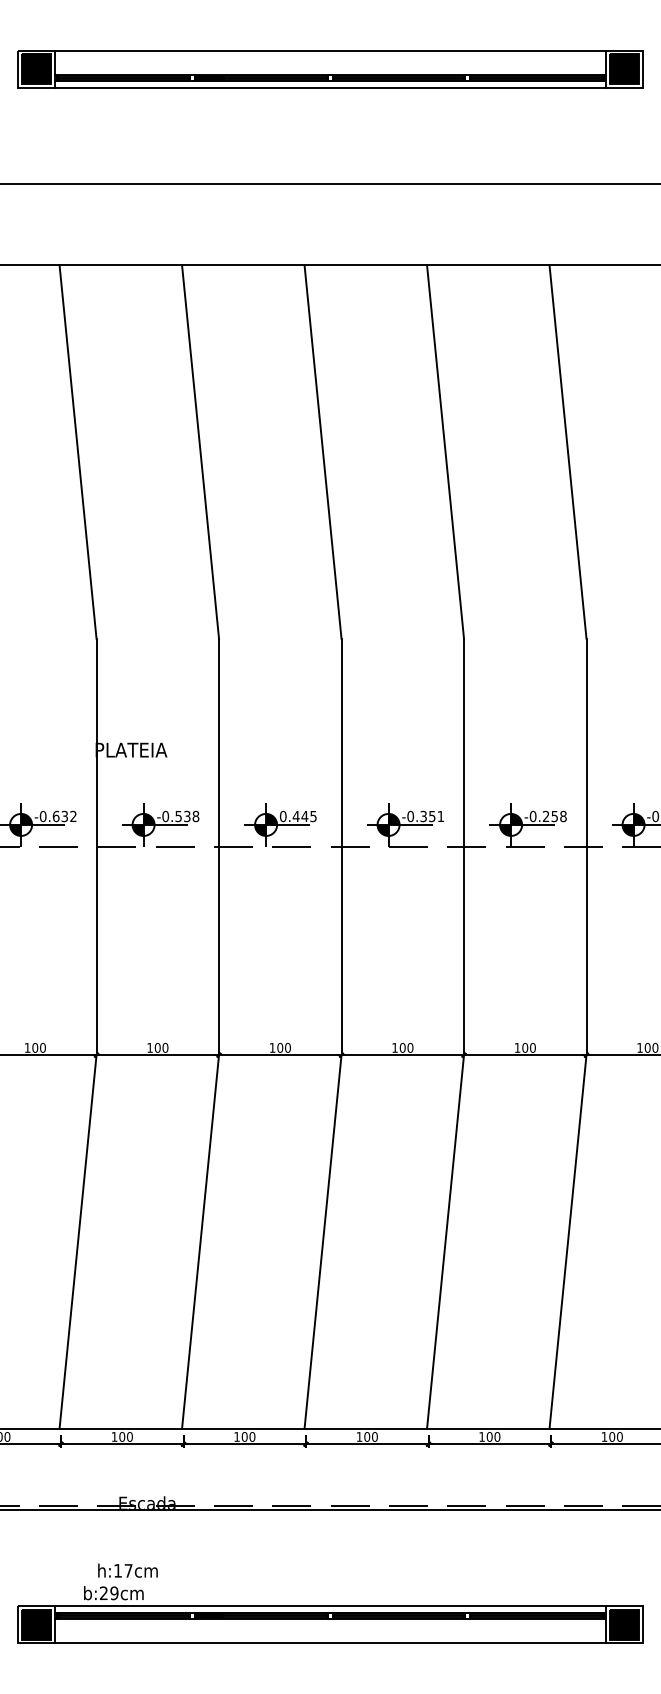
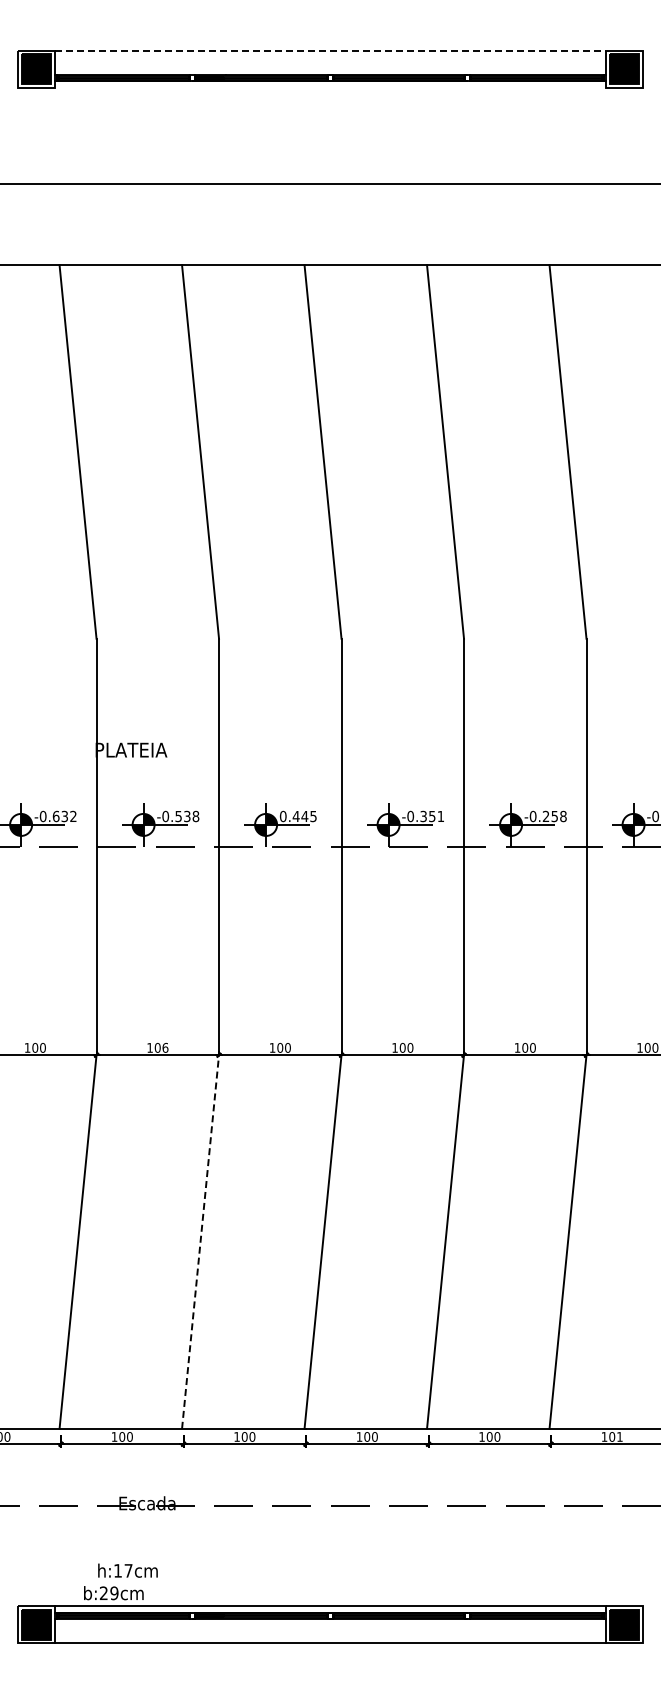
line: solid -> dashed (330, 50)
line: present -> none (330, 87)
text: 100 -> 106 (165, 1047)
line: solid -> dashed (200, 1242)
text: 100 -> 101 (619, 1436)
line: present -> none (329, 1510)
